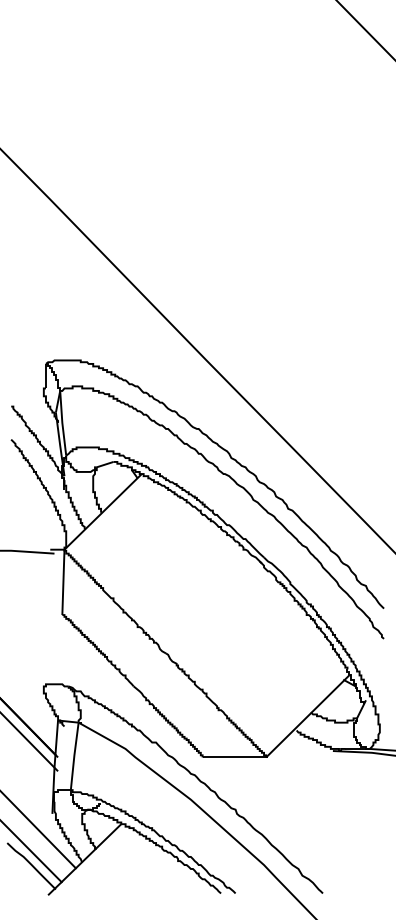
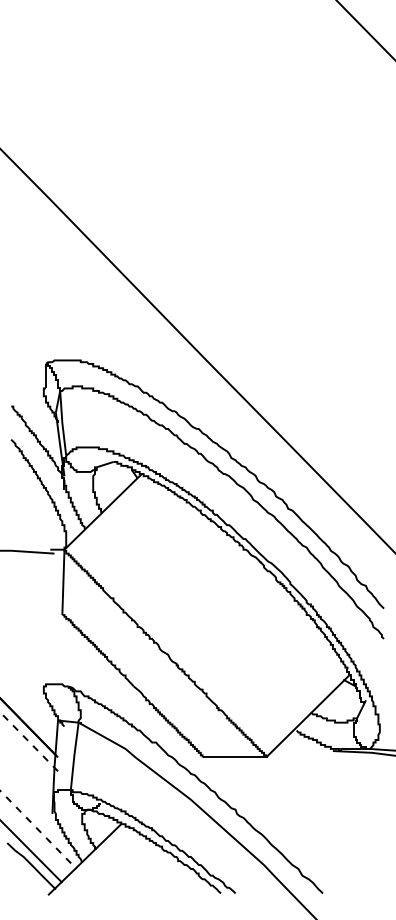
line: solid -> dashed (28, 741)
line: solid -> dashed (38, 830)
